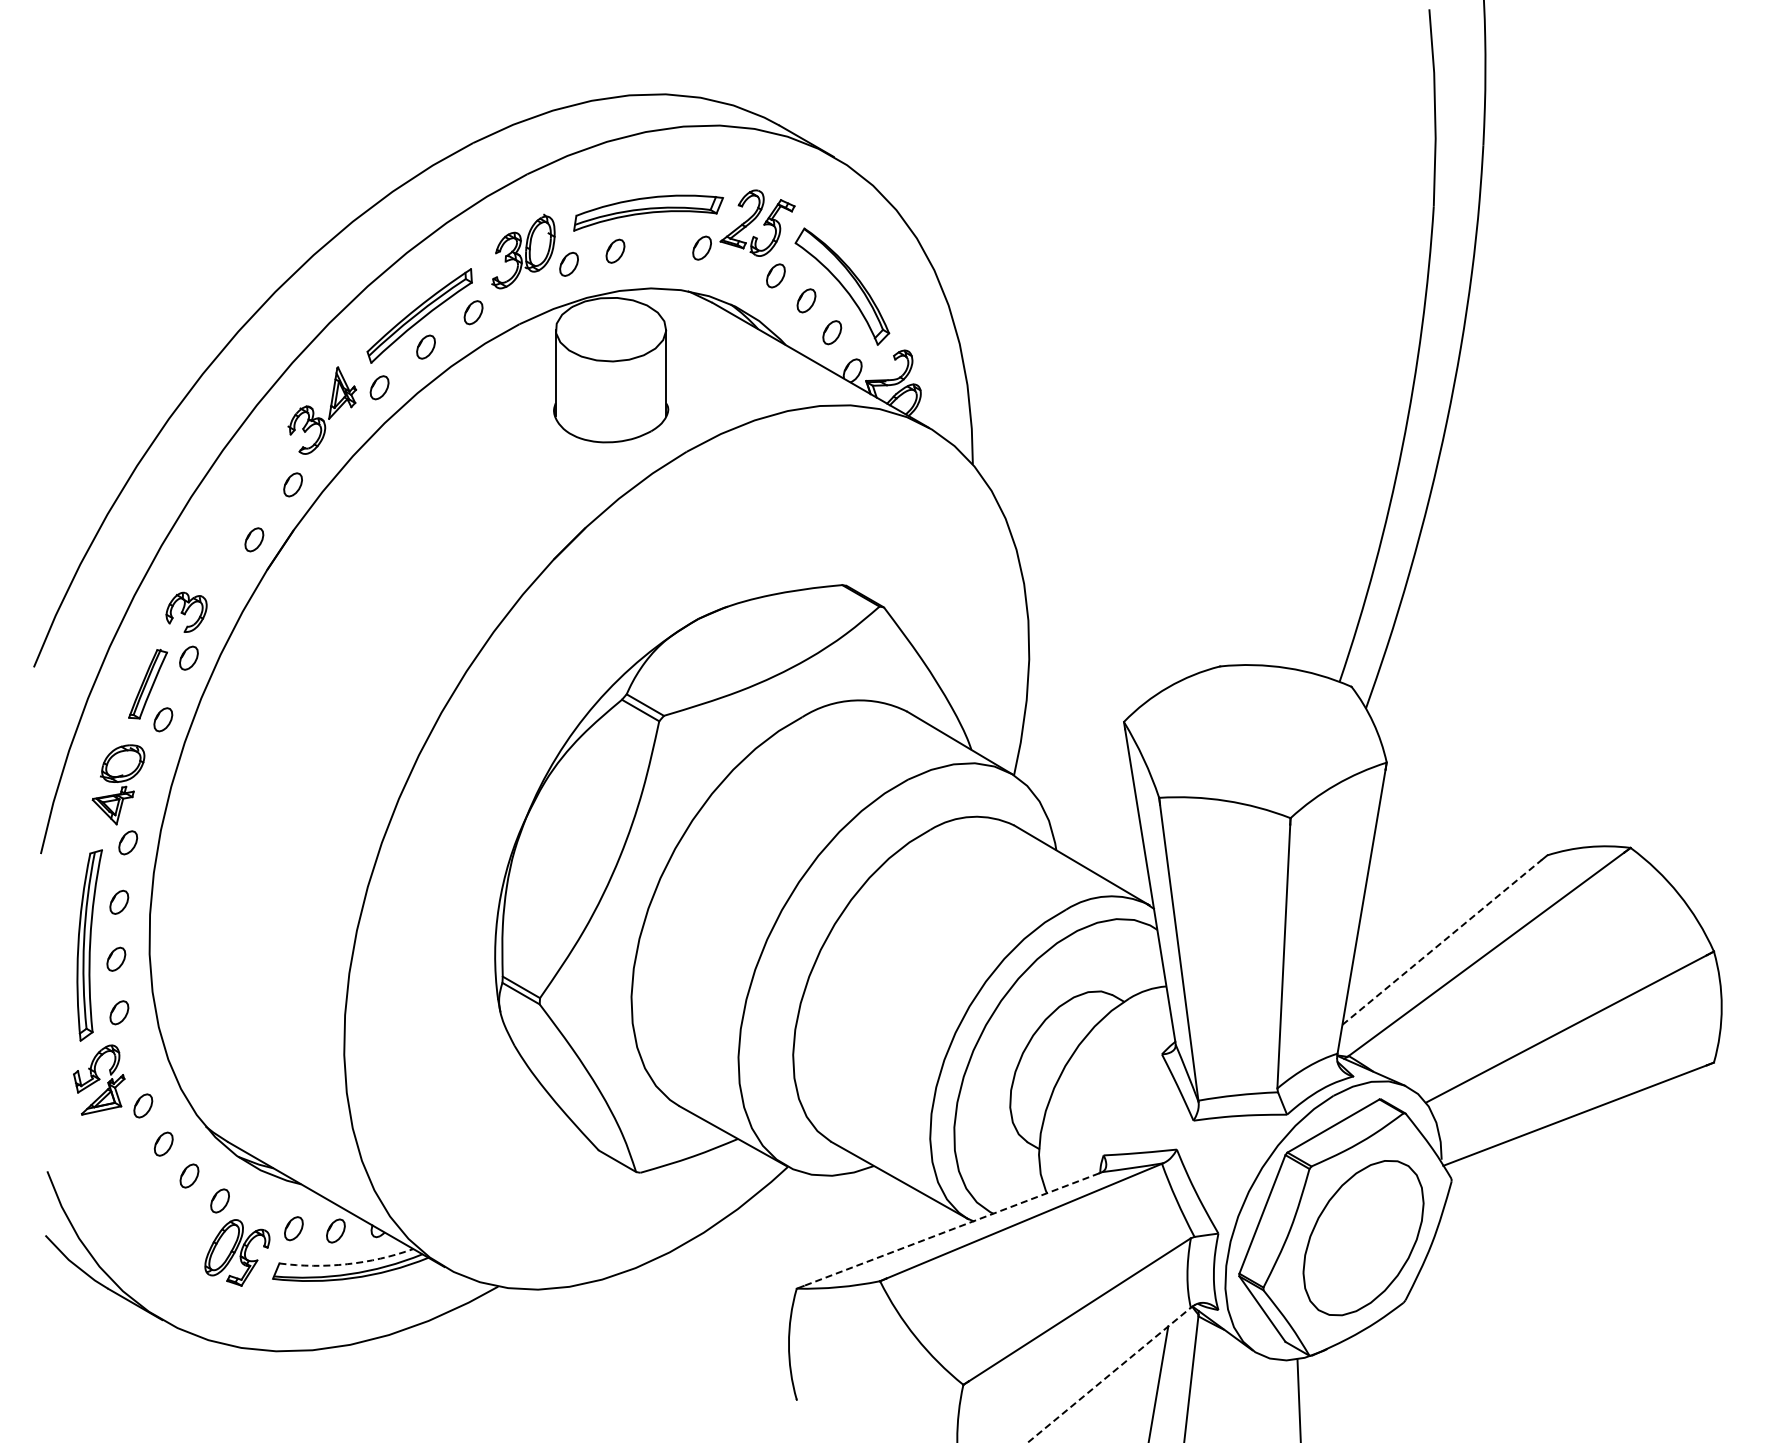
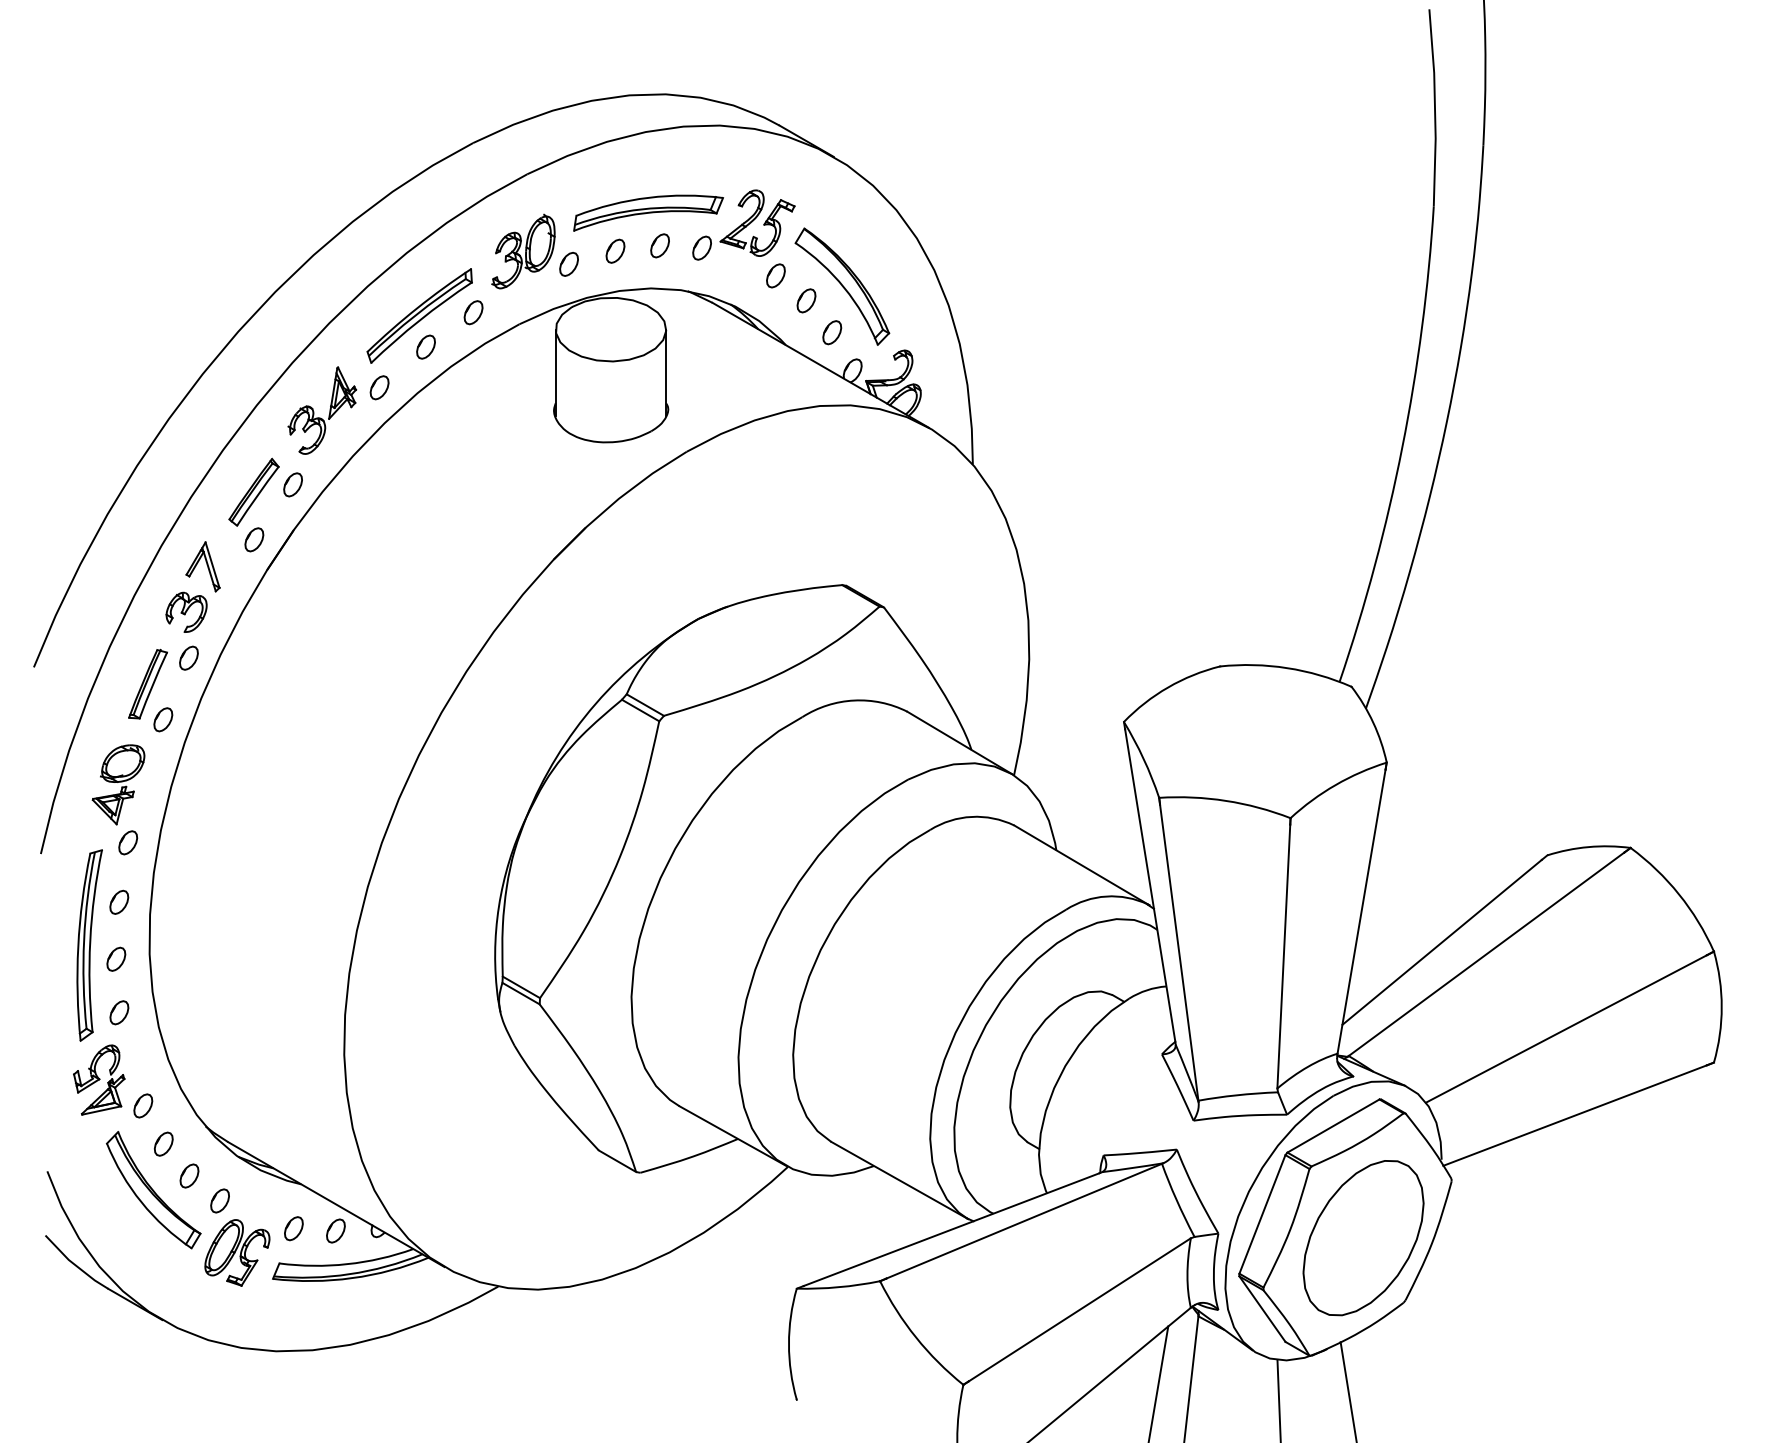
part: none -> present (659, 245)
part: none -> present (253, 491)
part: none -> present (202, 566)
line: dashed -> solid (1442, 942)
part: none -> present (153, 1190)
line: dashed -> solid (951, 1229)
arc: dashed -> solid (347, 1264)
line: dashed -> solid (1109, 1375)
line: none -> present (1348, 1390)
line position: (1298, 1398) -> (1278, 1399) (1278, 1399)
